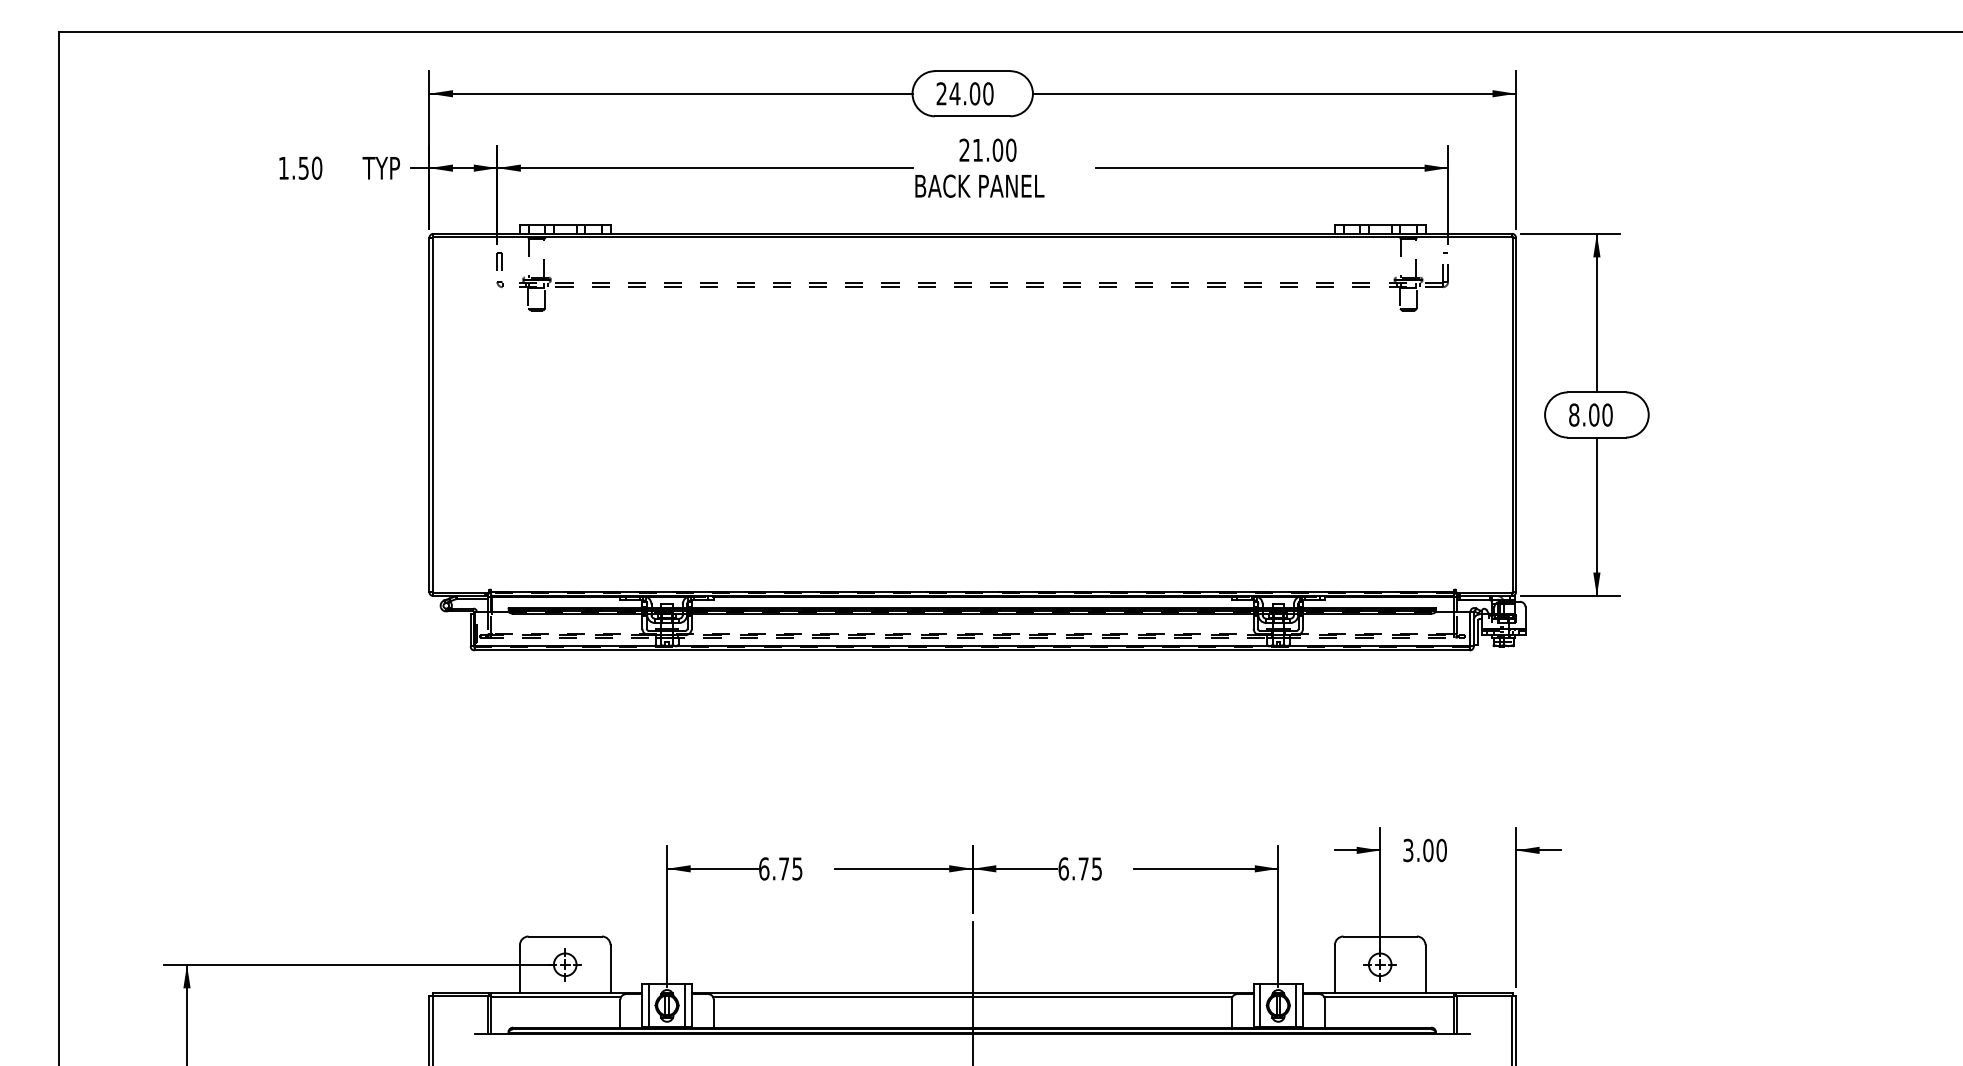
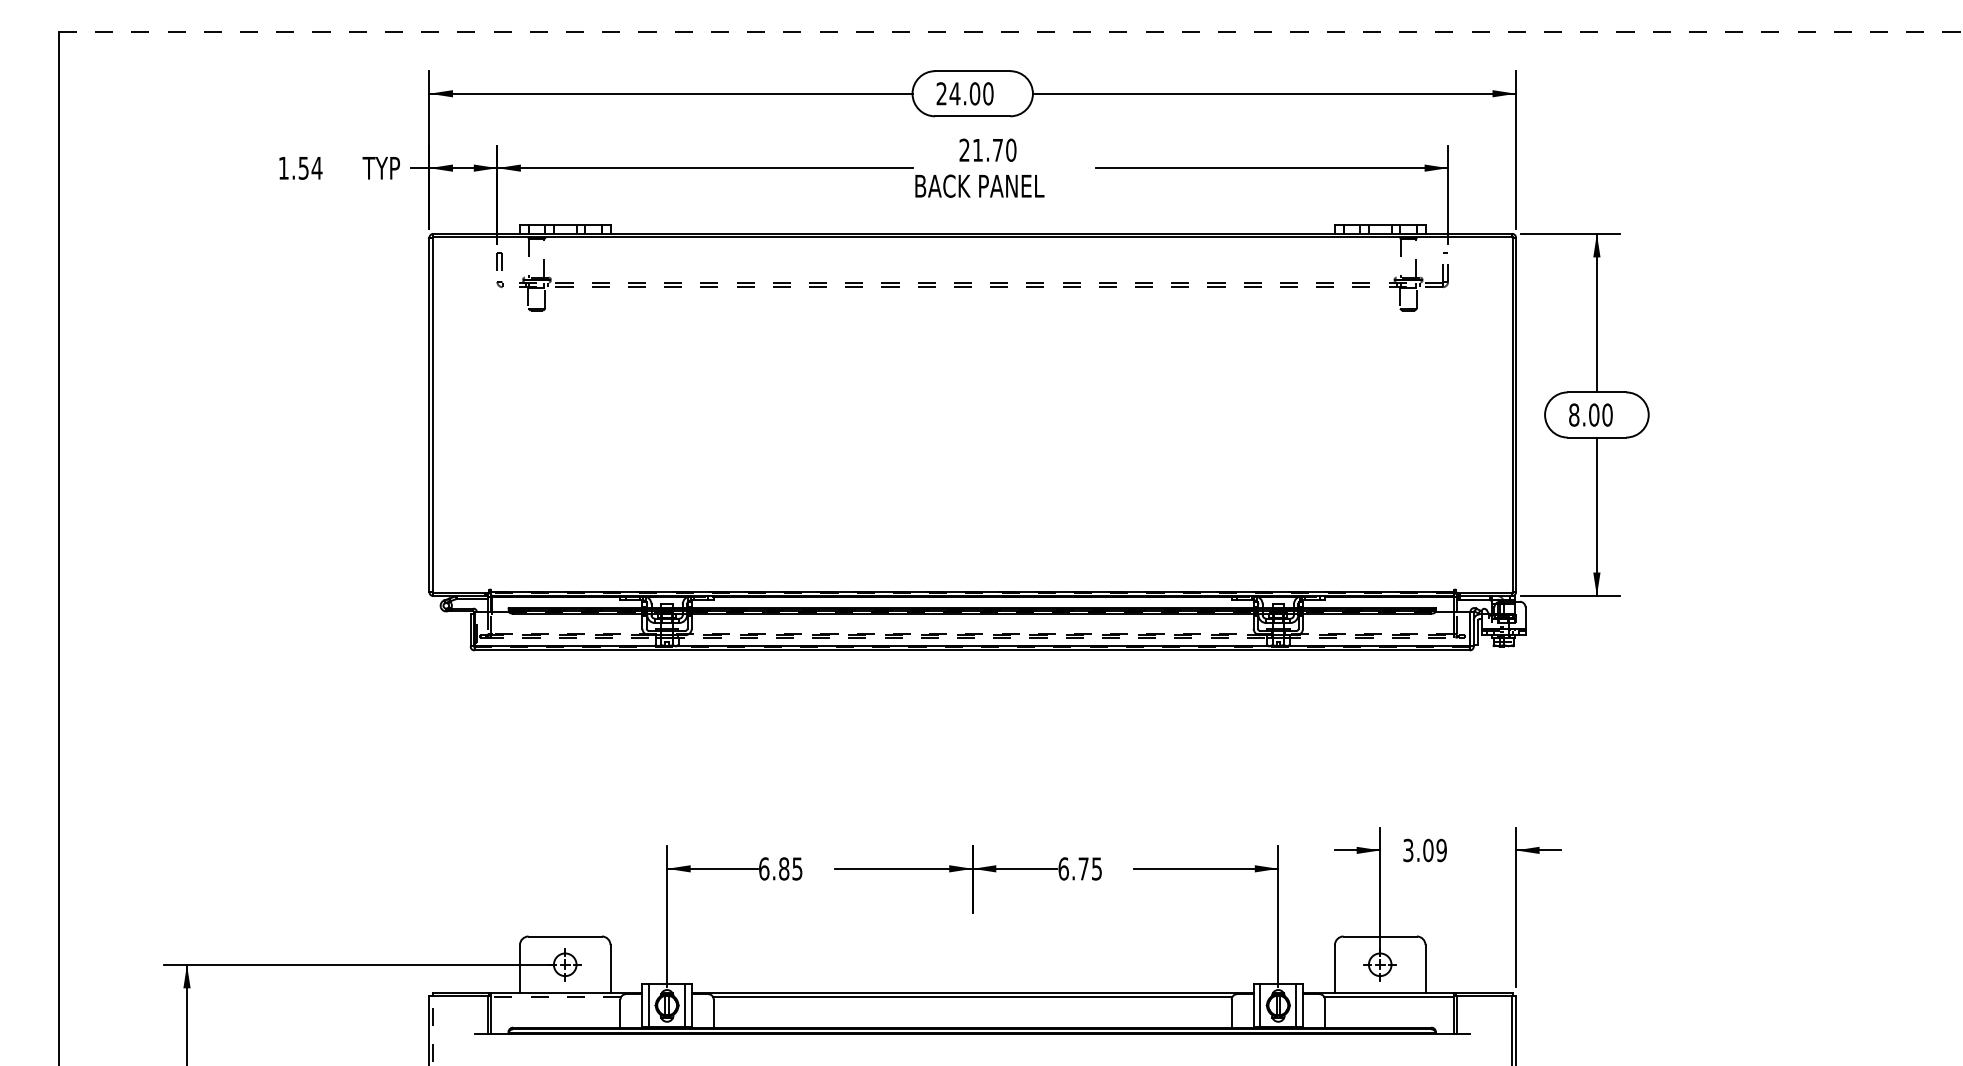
line: solid -> dashed (1010, 31)
text: 21.00 -> 21.70 (997, 149)
text: 1.50 -> 1.54 (316, 167)
text: 3.00 -> 3.09 (1441, 850)
text: 6.75 -> 6.85 (784, 868)
line: present -> none (972, 991)
line: solid -> dashed (555, 997)
line: solid -> dashed (433, 1030)
